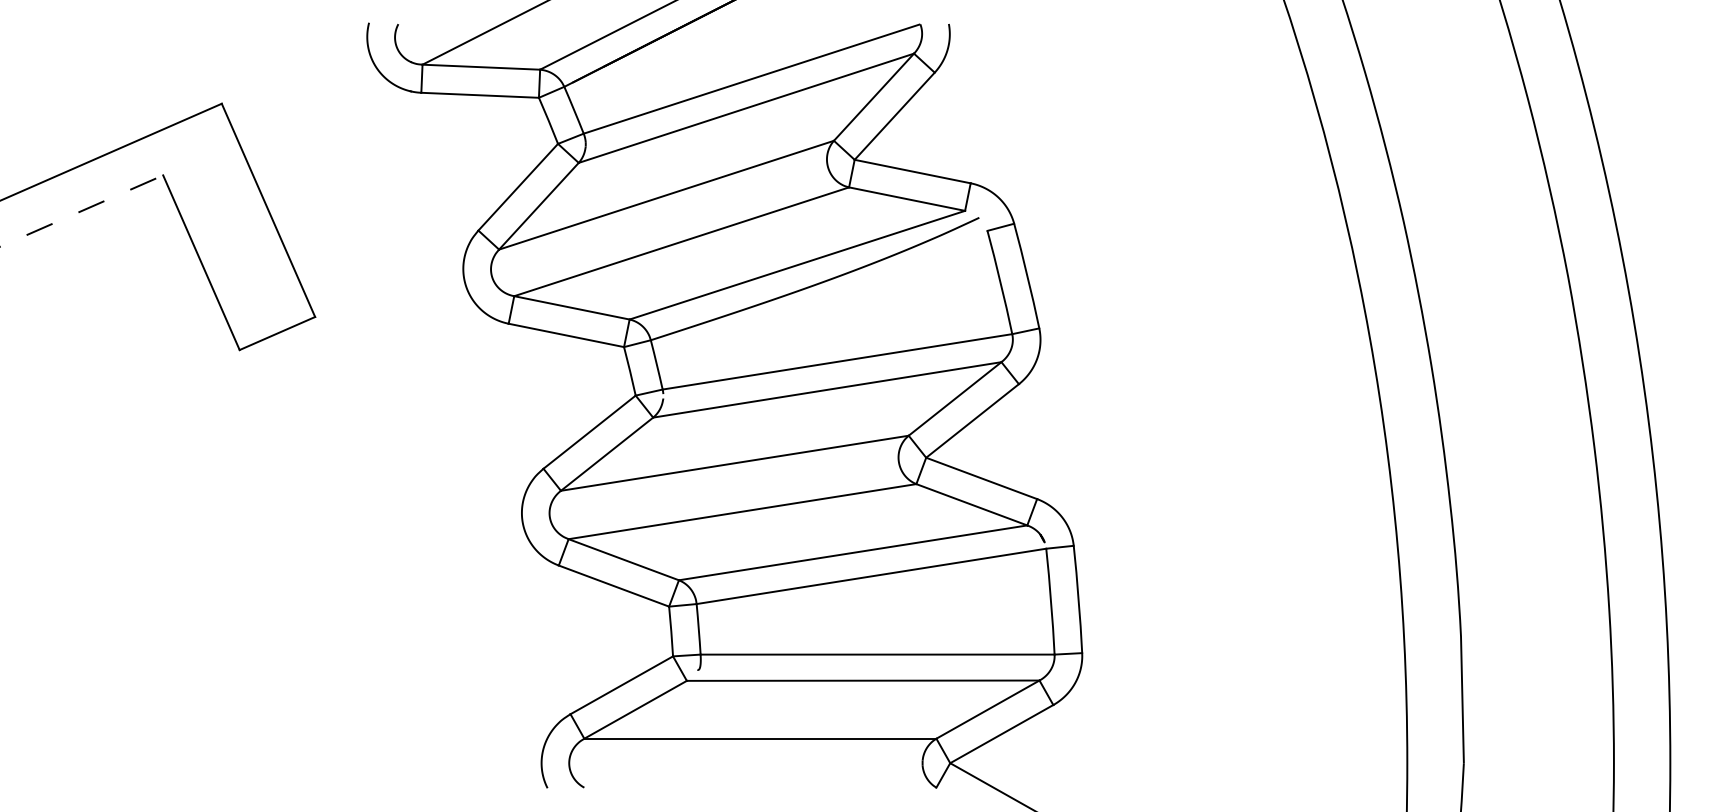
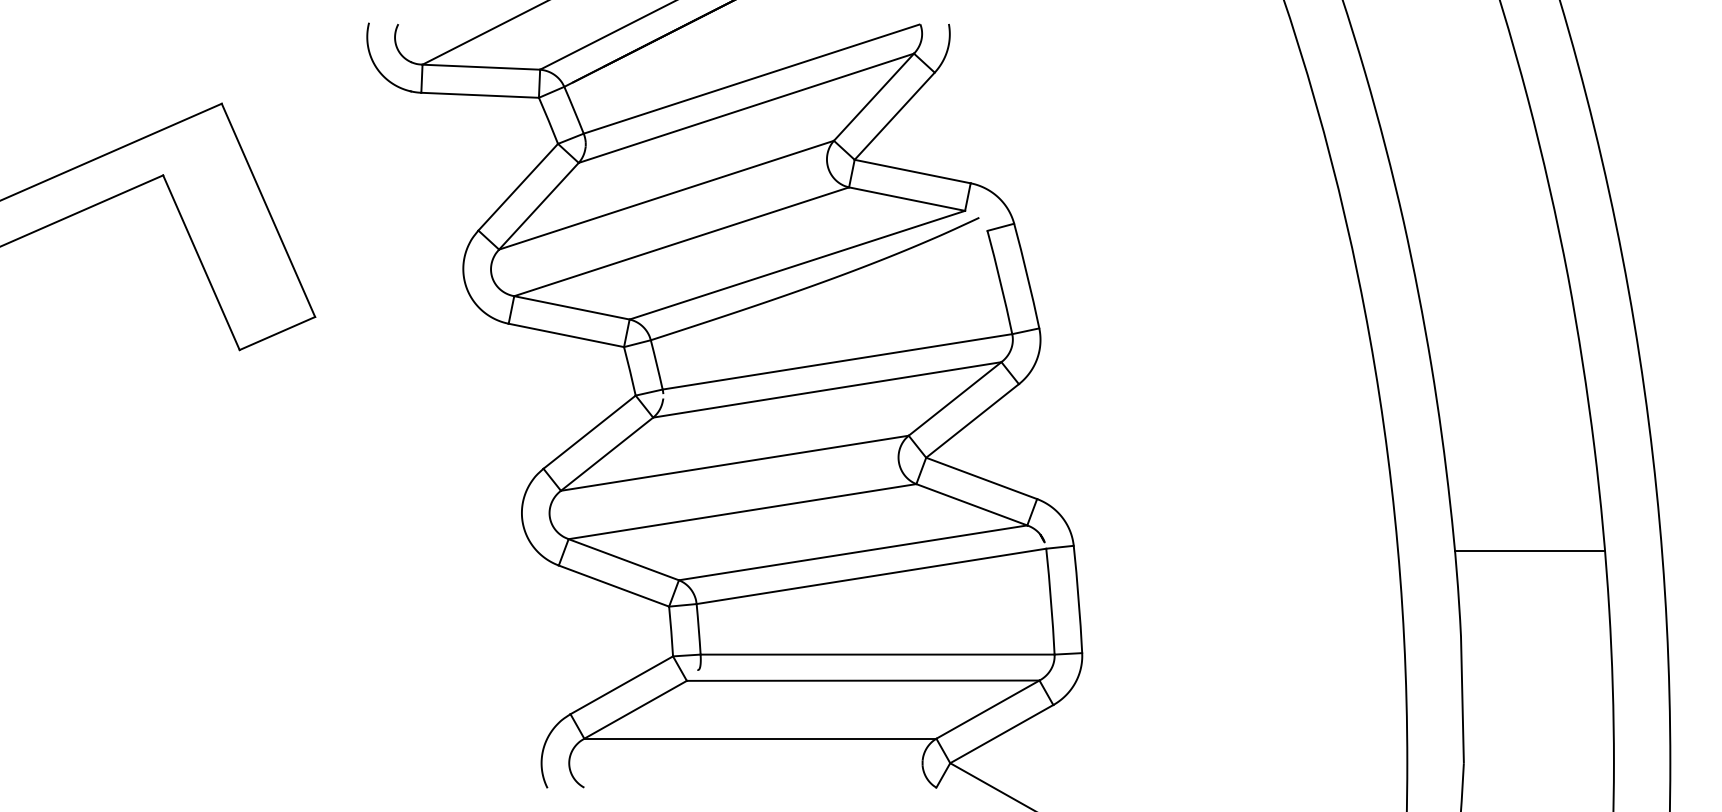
line: dashed -> solid (81, 211)
line: none -> present (1529, 551)
